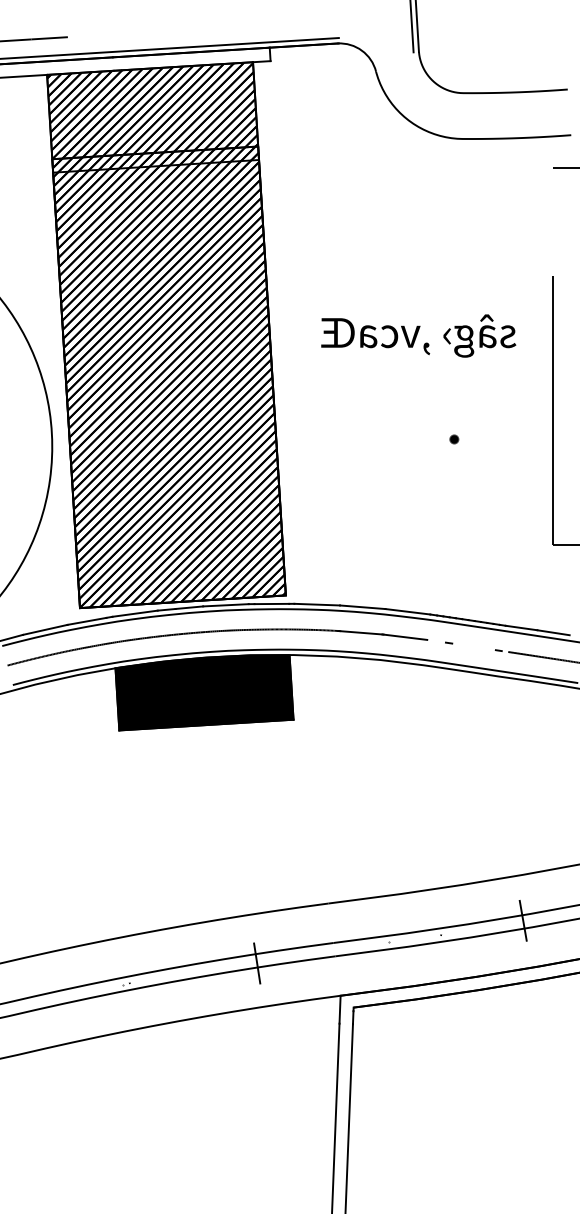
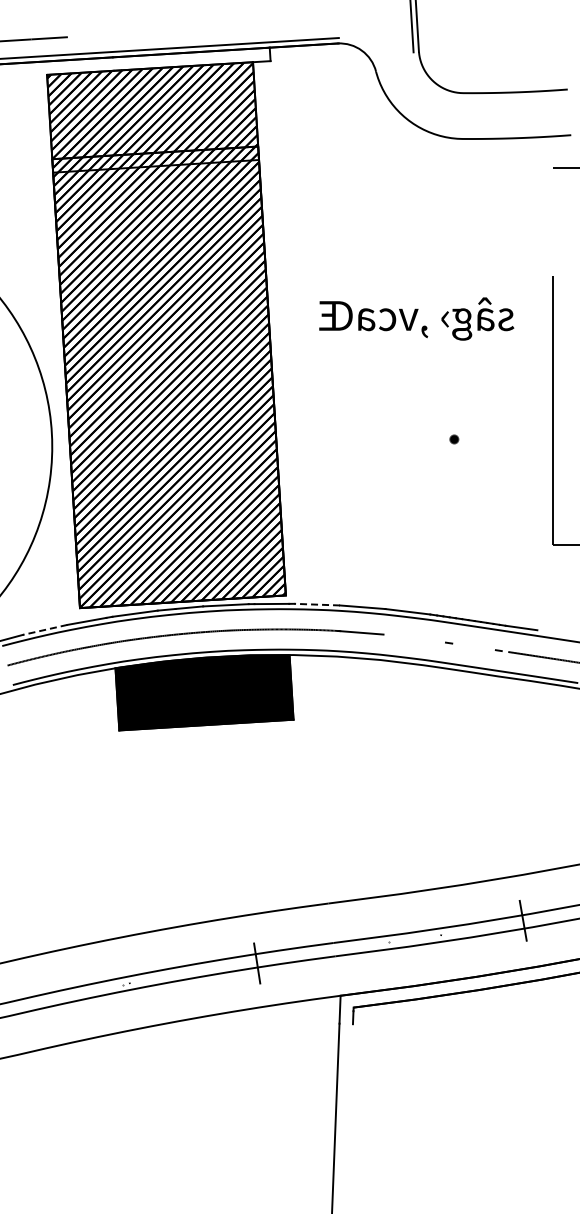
line: present -> none (24, 75)
text position: (418, 335) -> (416, 318) (416, 318)
line: solid -> dashed (317, 604)
line: solid -> dashed (45, 629)
line: present -> none (553, 632)
line: present -> none (404, 636)
line: present -> none (348, 1117)
